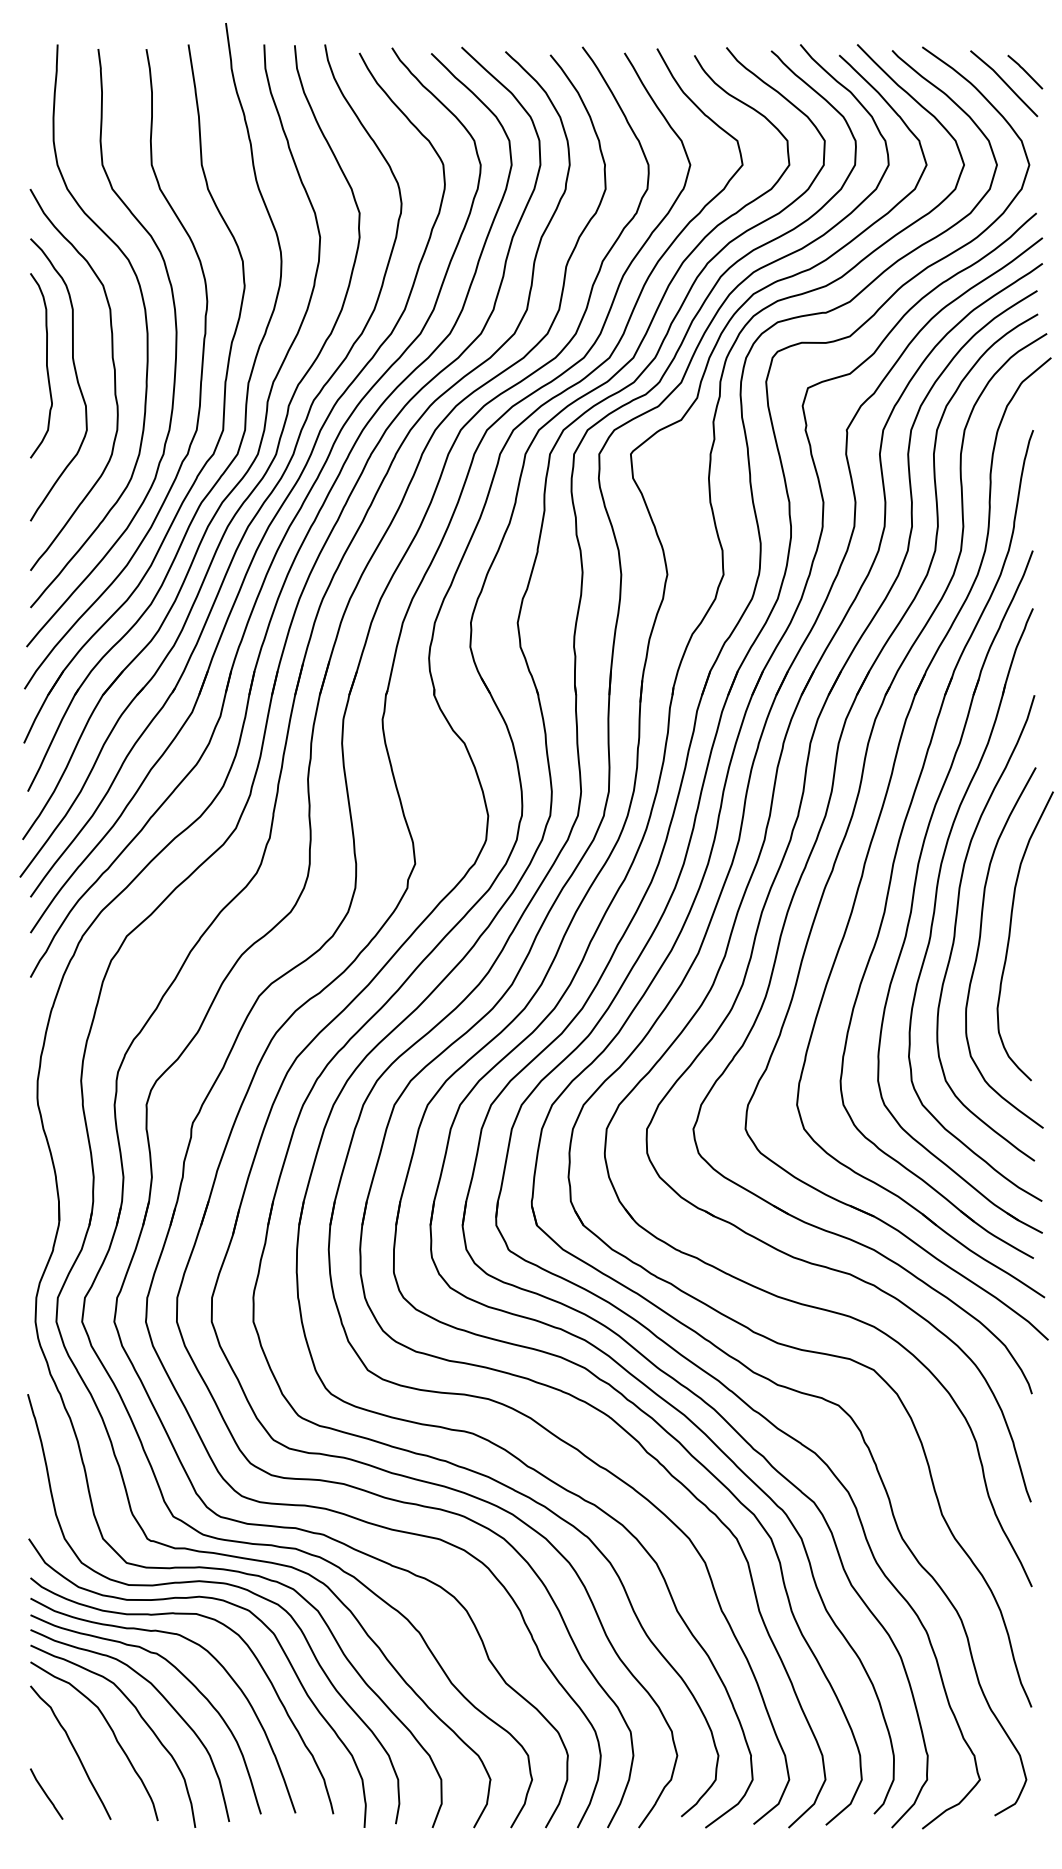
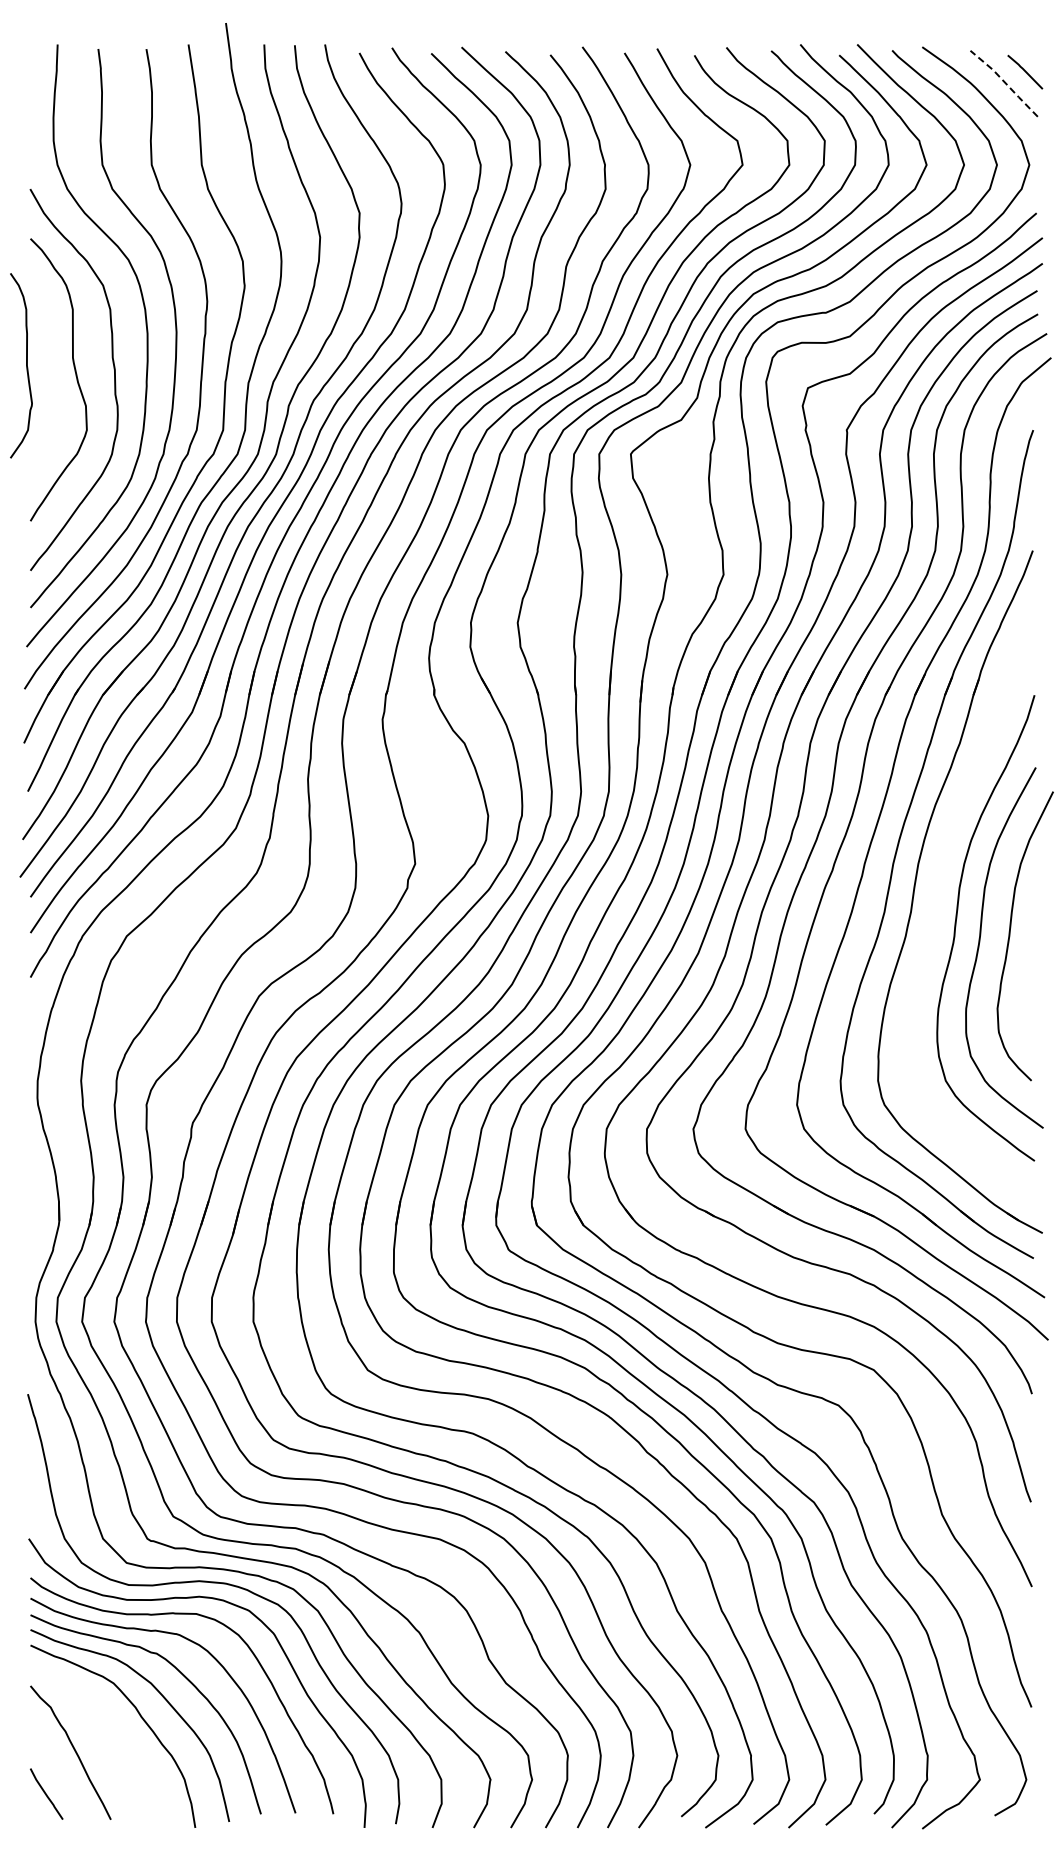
line: solid -> dashed (1005, 82)
curve position: (46, 365) -> (26, 365) (26, 365)
part: present -> none (936, 903)
curve: present -> none (112, 1733)
